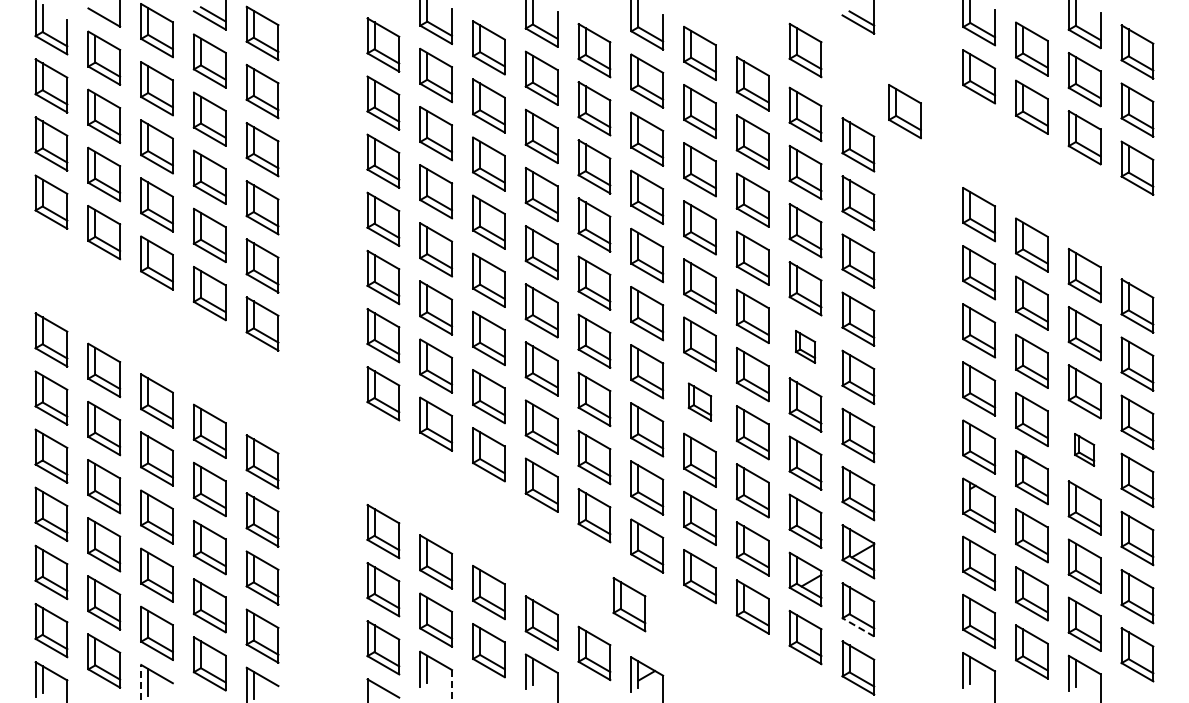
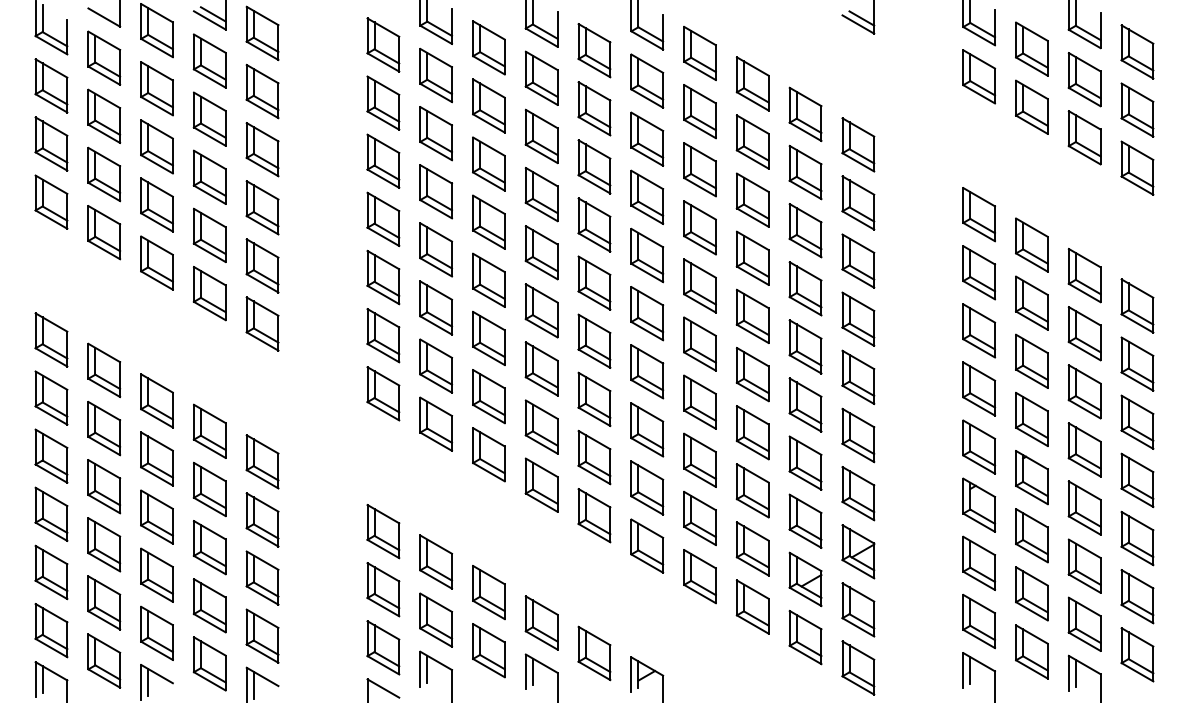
part: present -> none (805, 50)
part: present -> none (904, 111)
part size: 22x34 px -> 35x56 px (805, 346)
part size: 26x40 px -> 34x56 px (699, 401)
part size: 22x34 px -> 35x56 px (1084, 449)
part: present -> none (629, 604)
line: dashed -> solid (857, 627)
line: dashed -> solid (141, 681)
line: dashed -> solid (452, 686)
